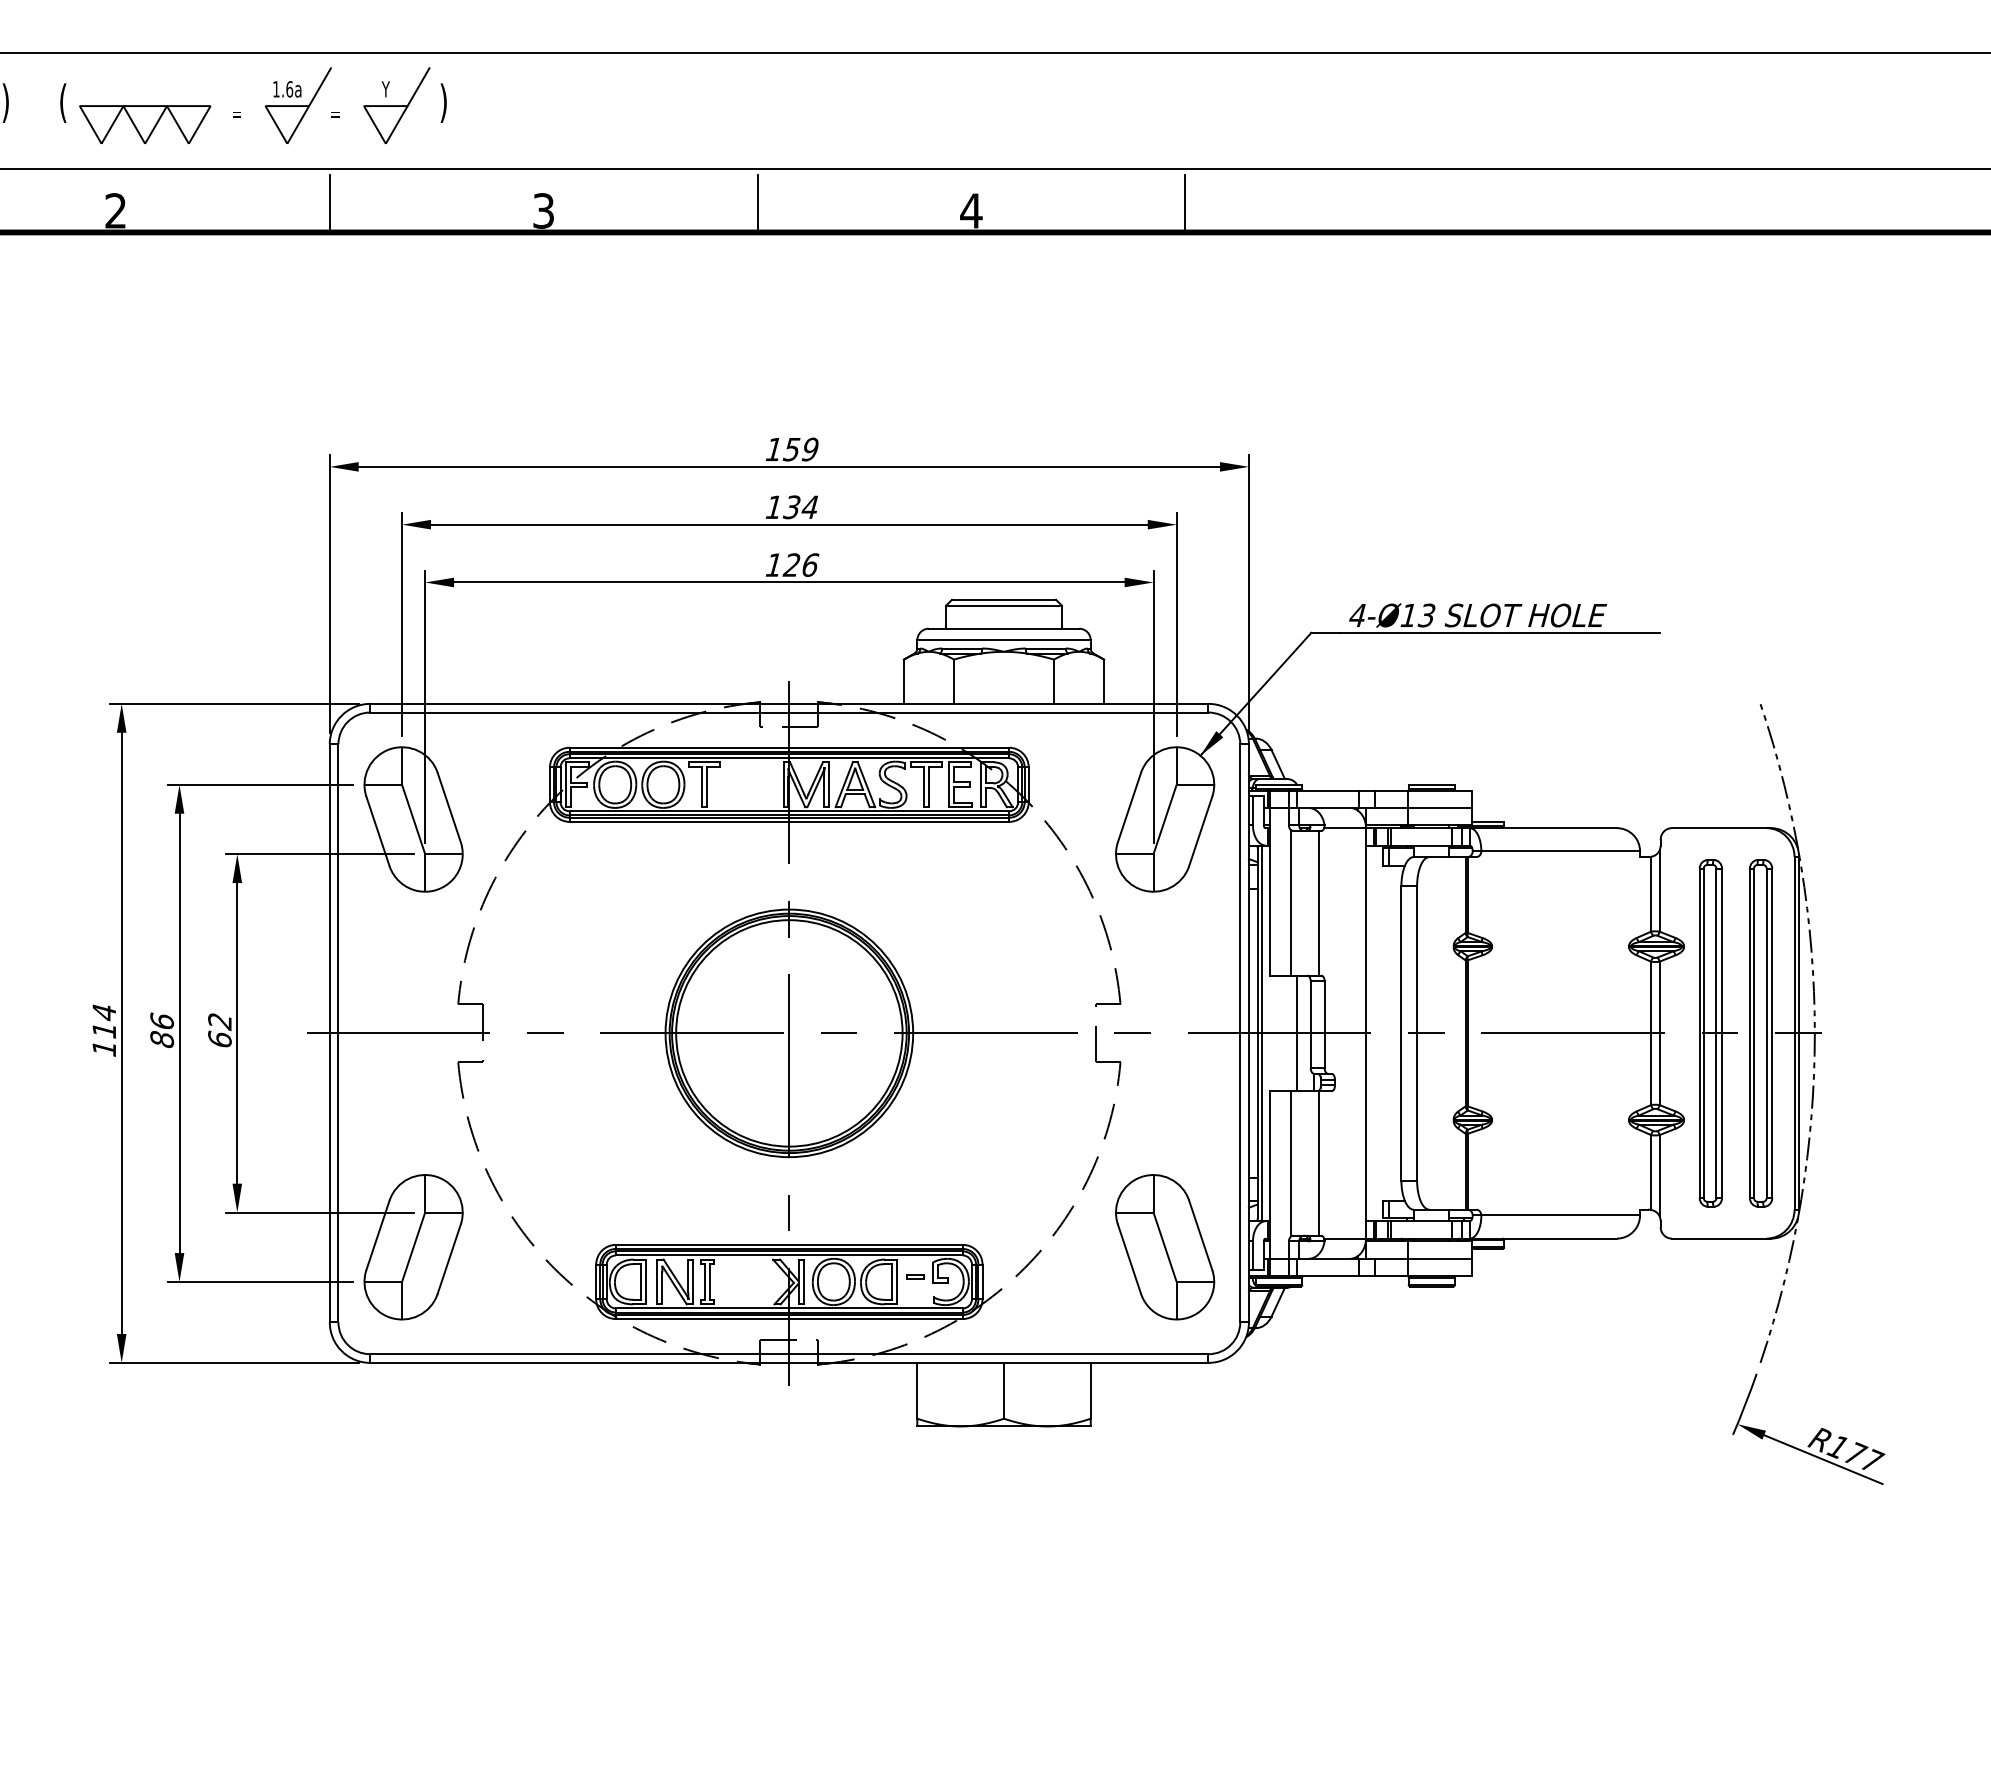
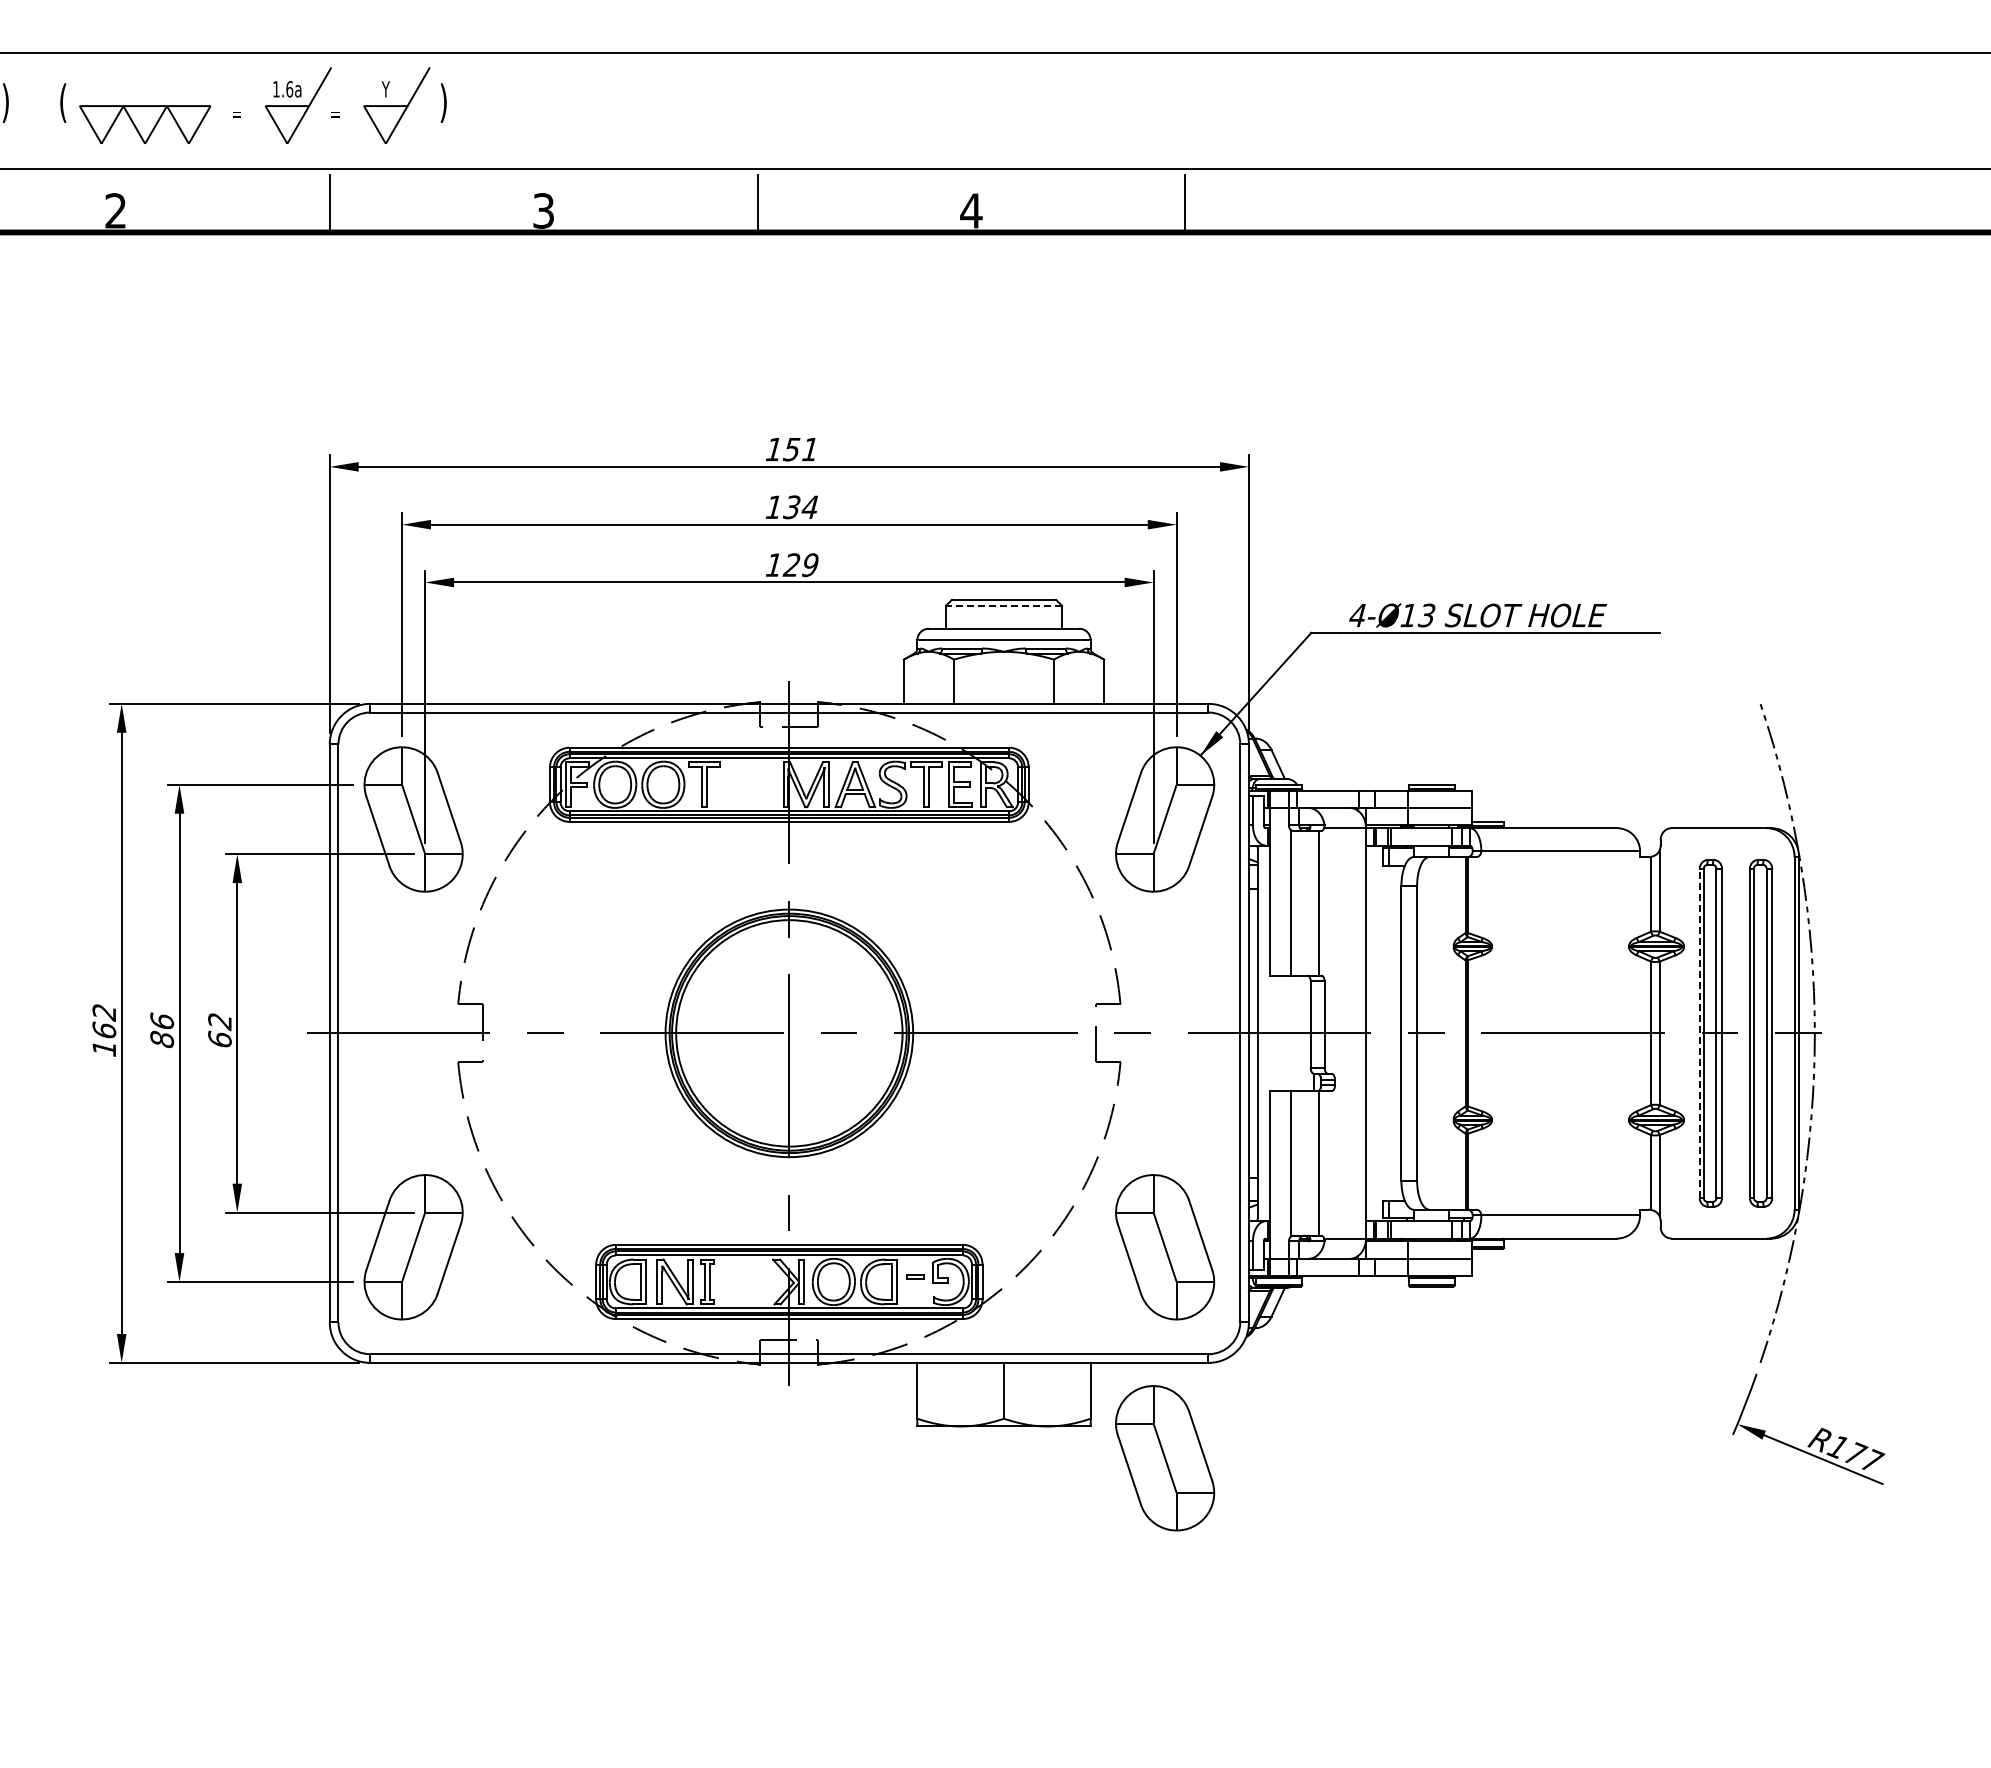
text: 159 -> 151 (809, 449)
text: 126 -> 129 (810, 565)
line: solid -> dashed (1004, 605)
text: 114 -> 162 (104, 1021)
line: present -> none (1261, 1033)
line: present -> none (1296, 1033)
line: solid -> dashed (1699, 1033)
part: none -> present (1165, 1458)
